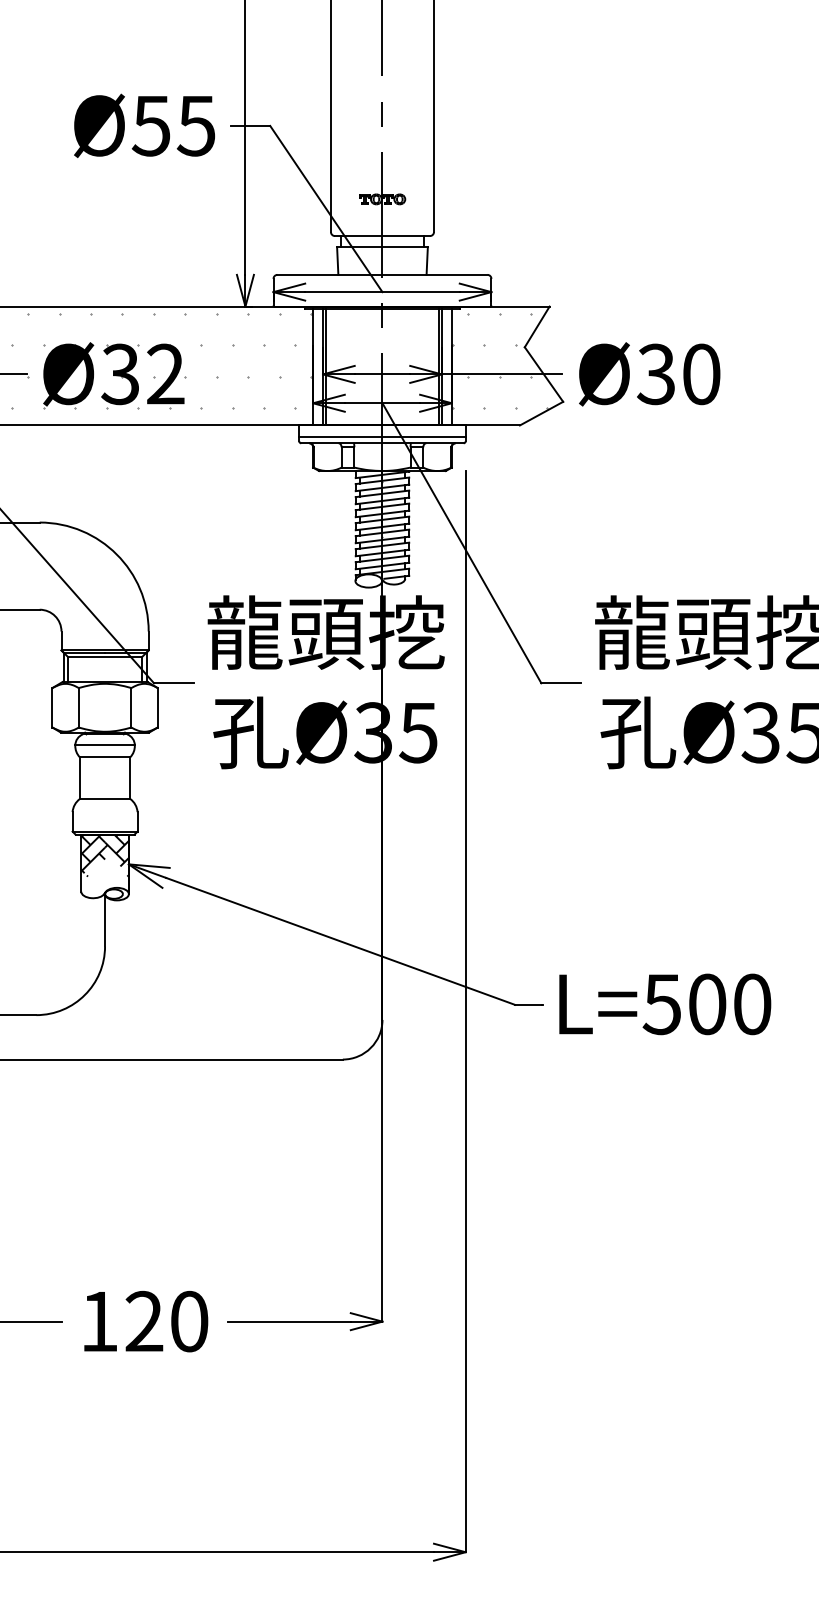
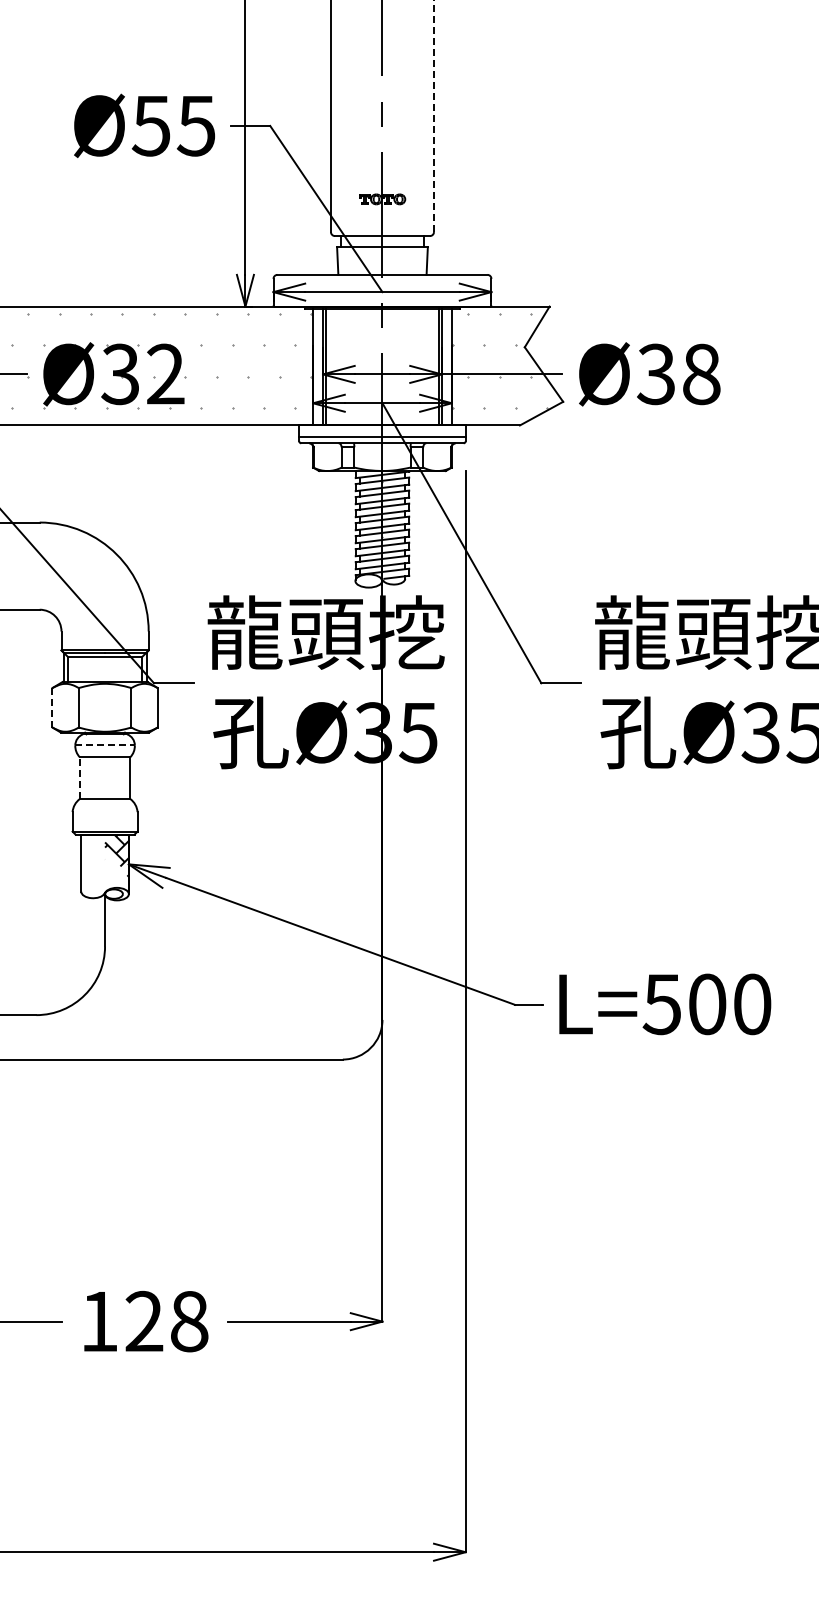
line: solid -> dashed (433, 116)
text: 30 -> 38 (701, 373)
line: solid -> dashed (52, 707)
line: solid -> dashed (105, 745)
line: solid -> dashed (79, 778)
hatch: present -> none (93, 855)
text: 120 -> 128 (189, 1321)
